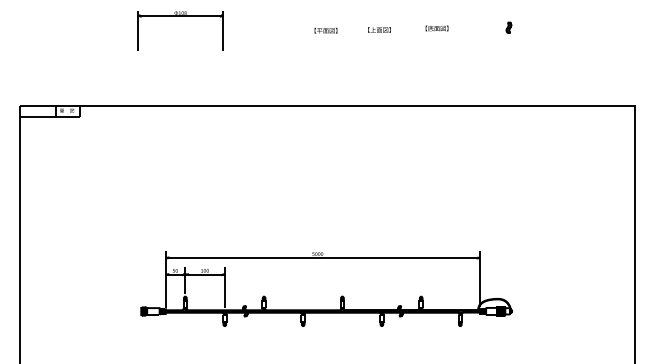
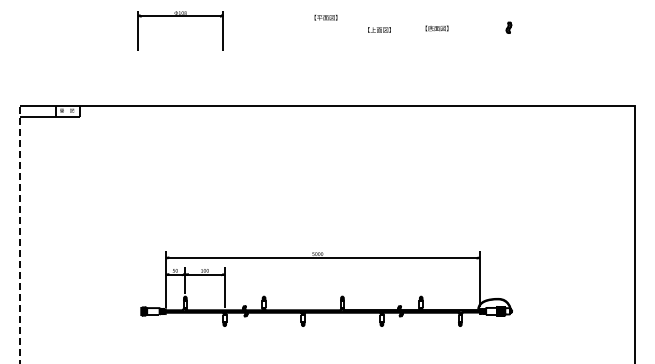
text position: (325, 30) -> (325, 17) (325, 17)
line: solid -> dashed (19, 234)
